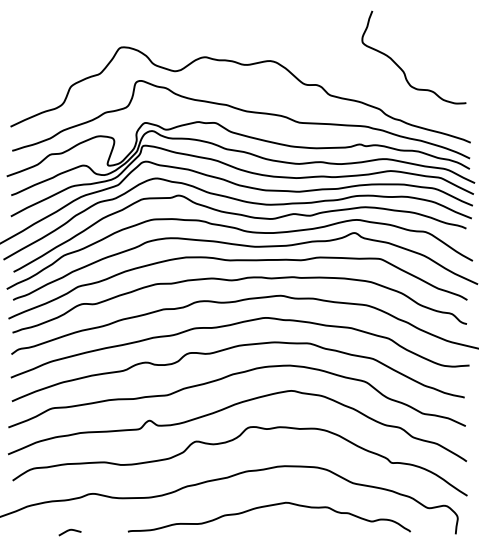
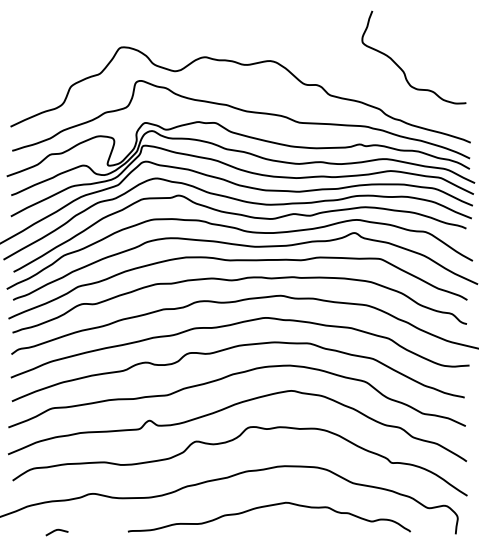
curve position: (68, 531) -> (55, 531) (55, 531)
